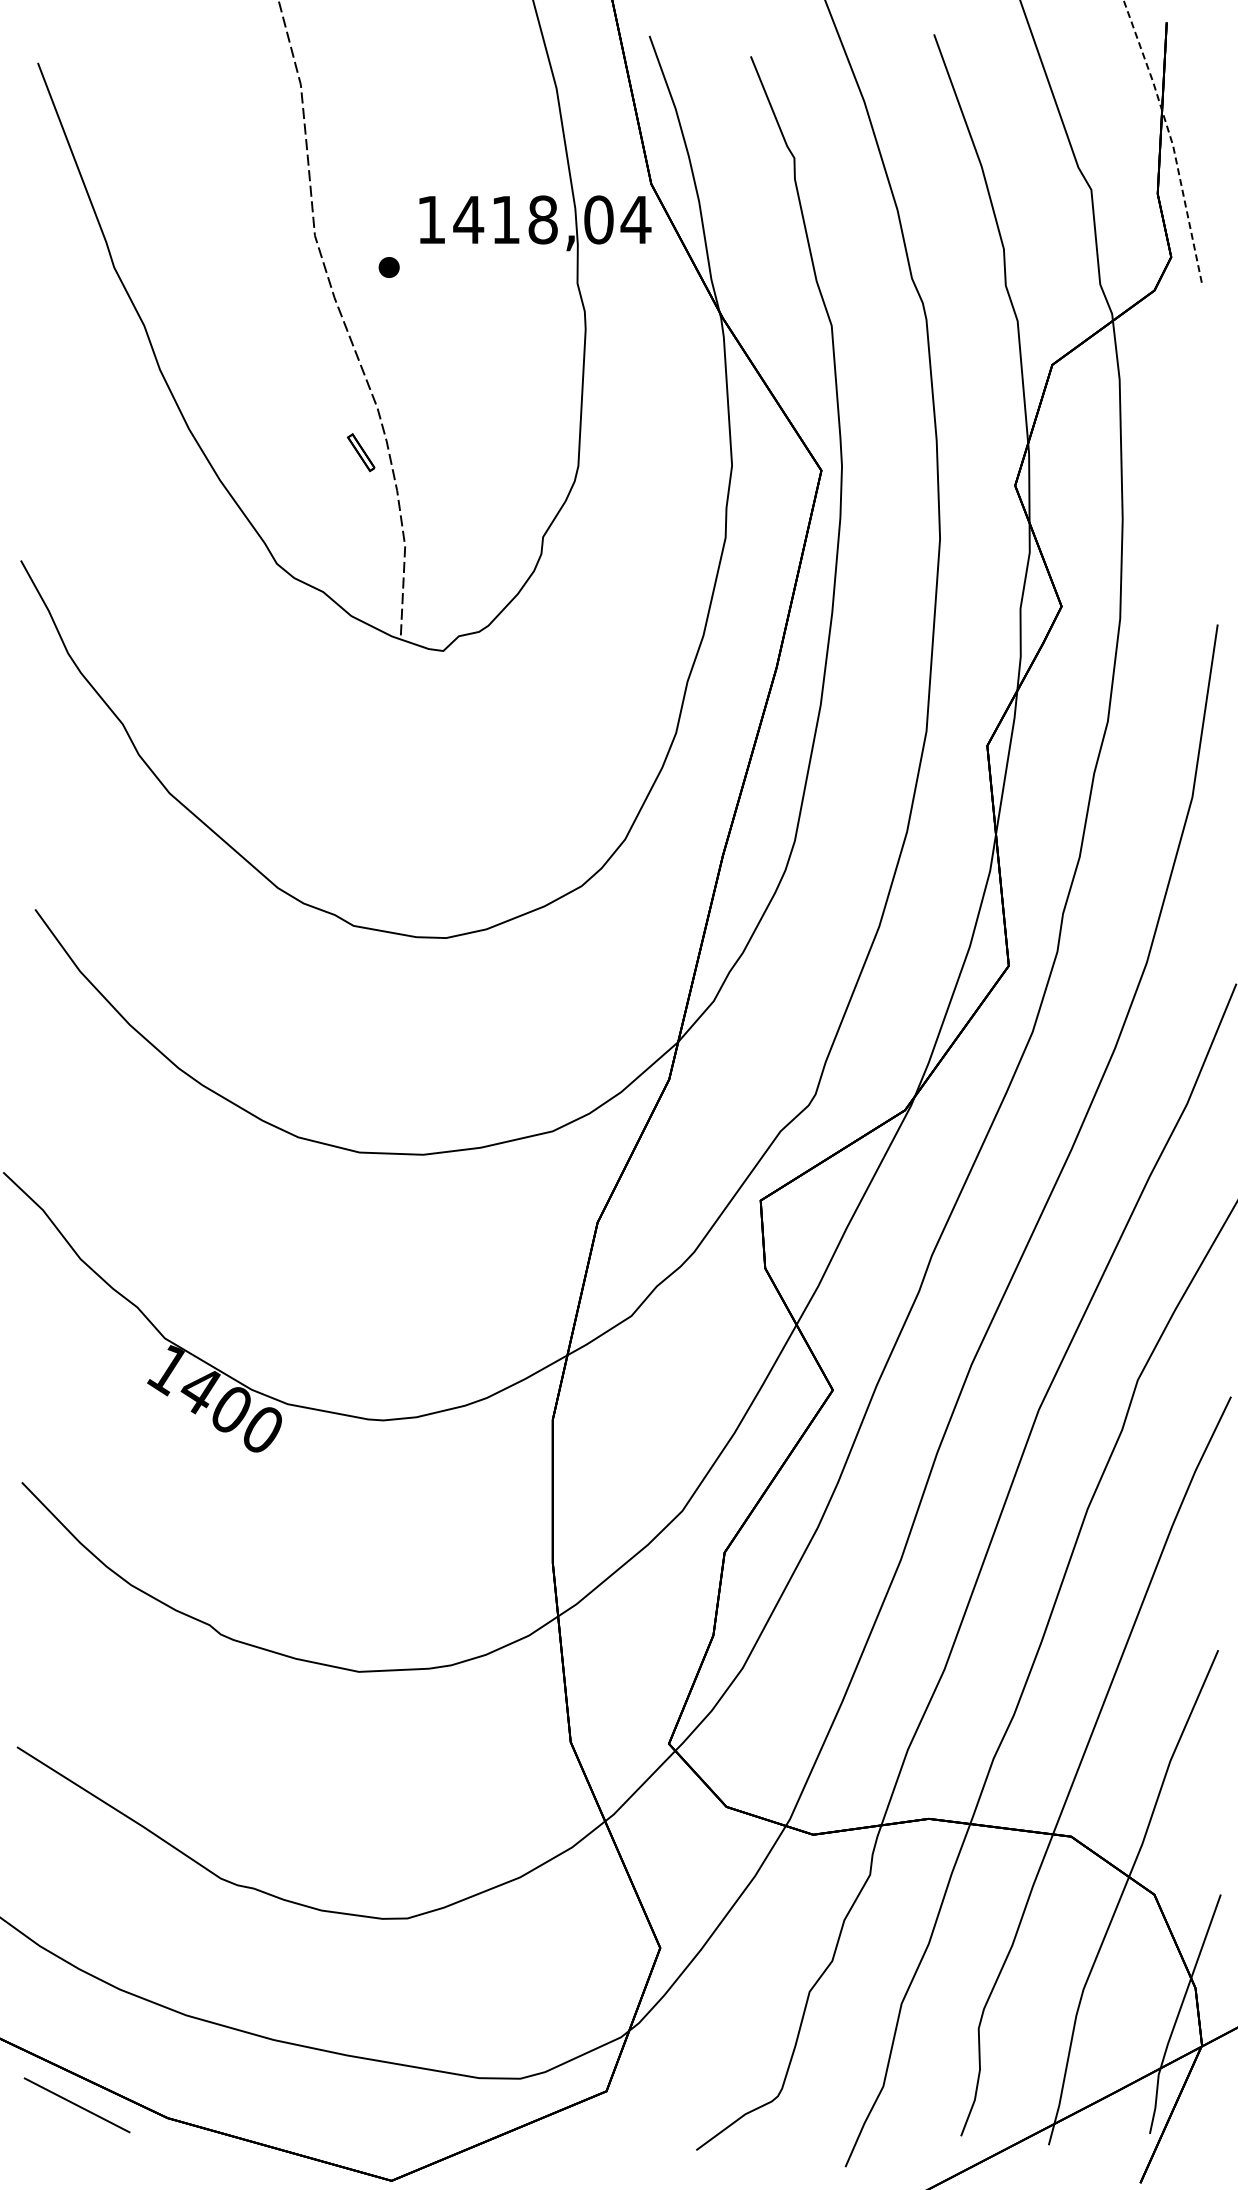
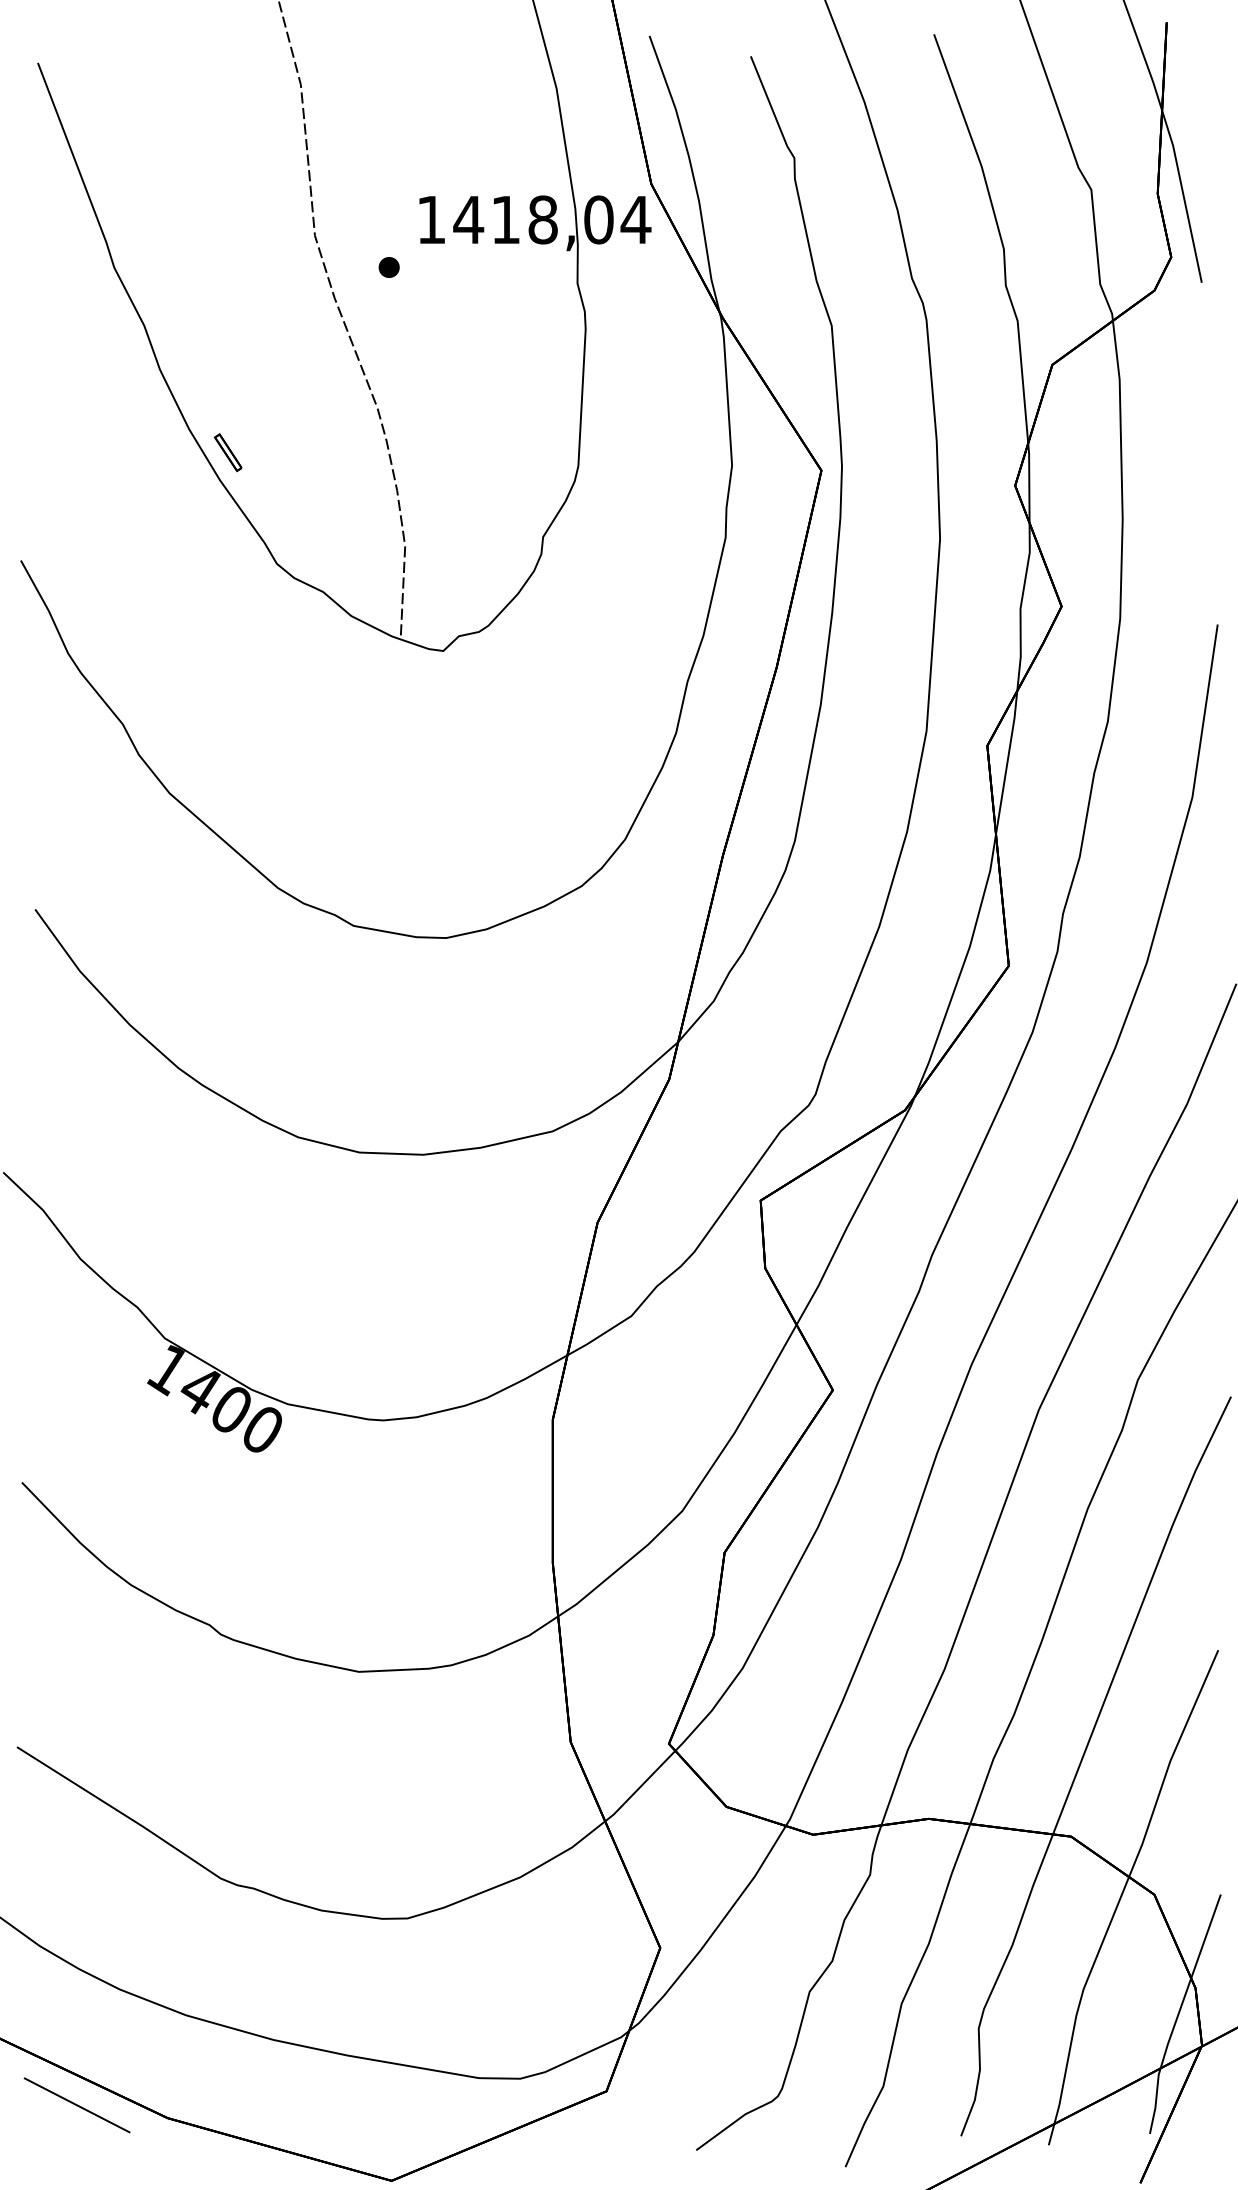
line: dashed -> solid (1171, 139)
part position: (360, 452) -> (227, 452) (227, 452)
